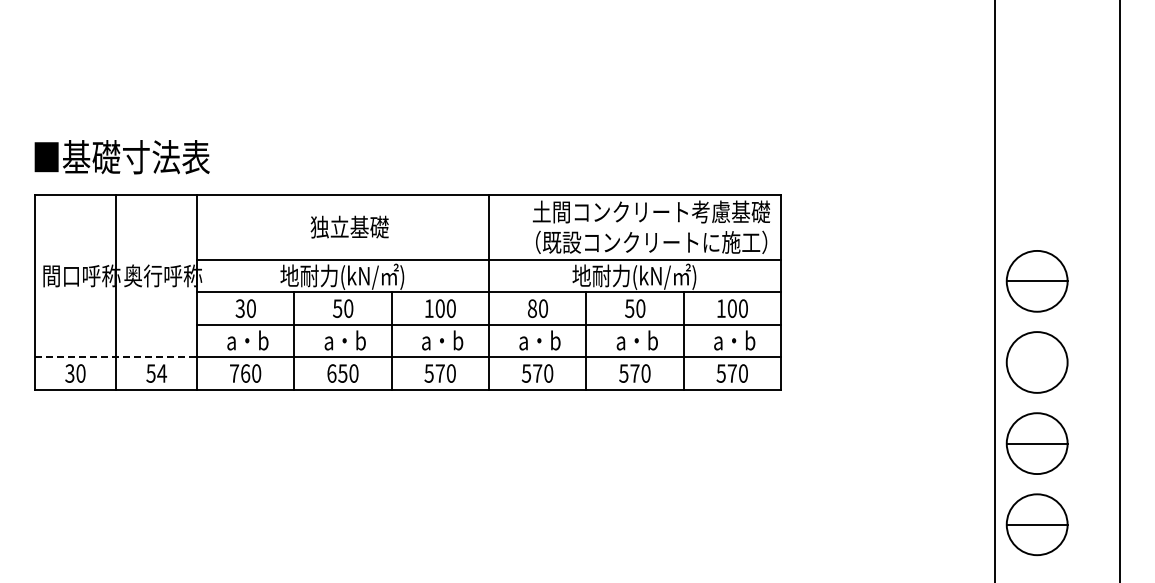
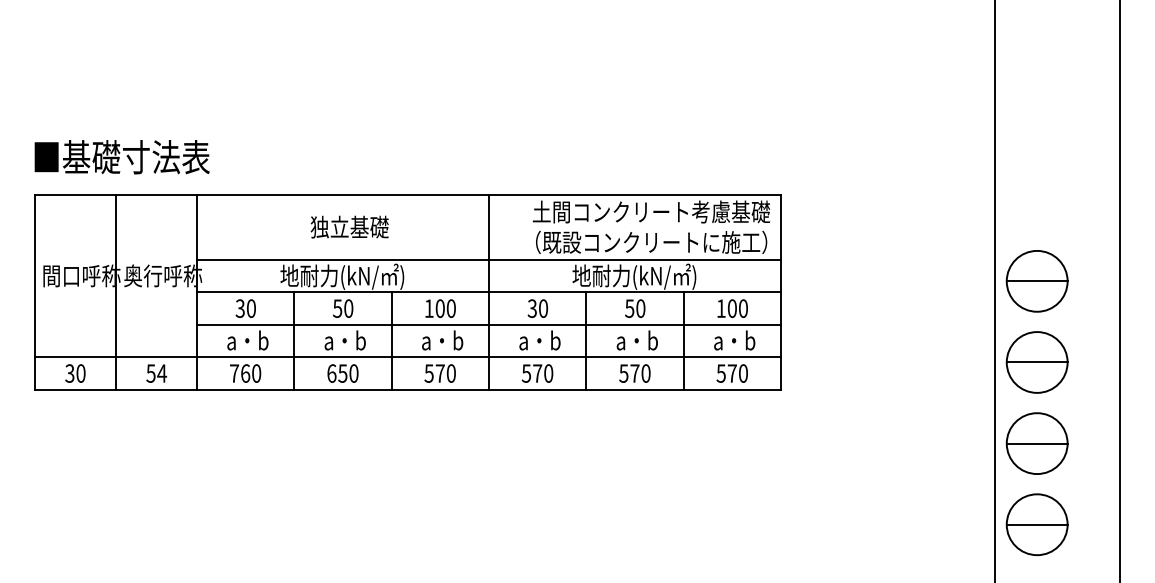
text: 80 -> 30 (531, 308)
line: dashed -> solid (116, 357)
line: none -> present (1036, 362)
